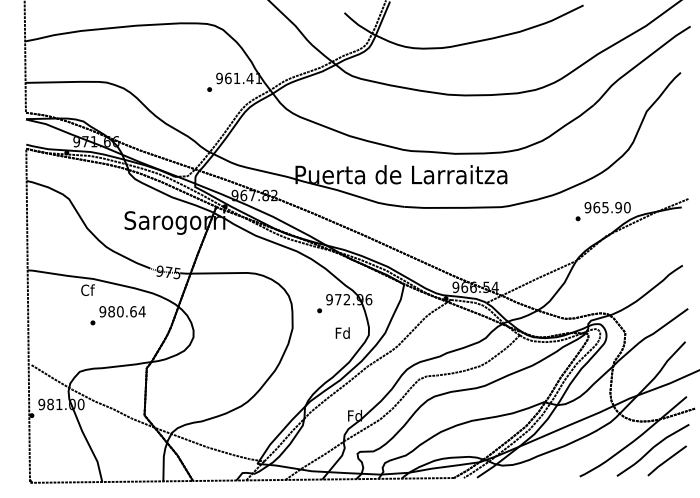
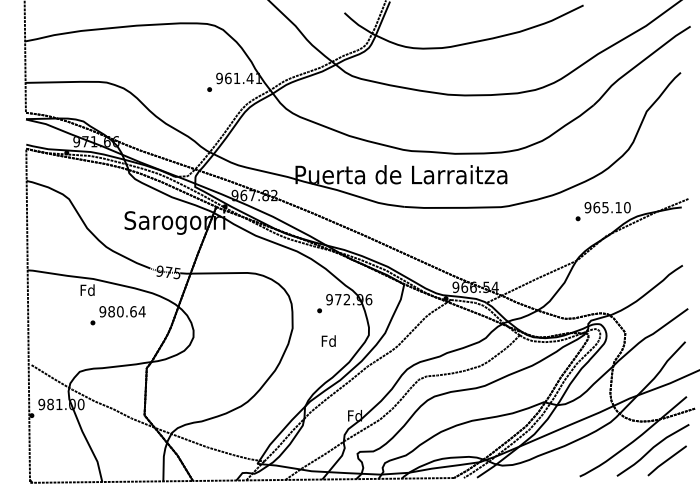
text: 965.90 -> 965.10 (618, 207)
text: Cf -> Fd (87, 289)
text position: (342, 332) -> (328, 340) (328, 340)
